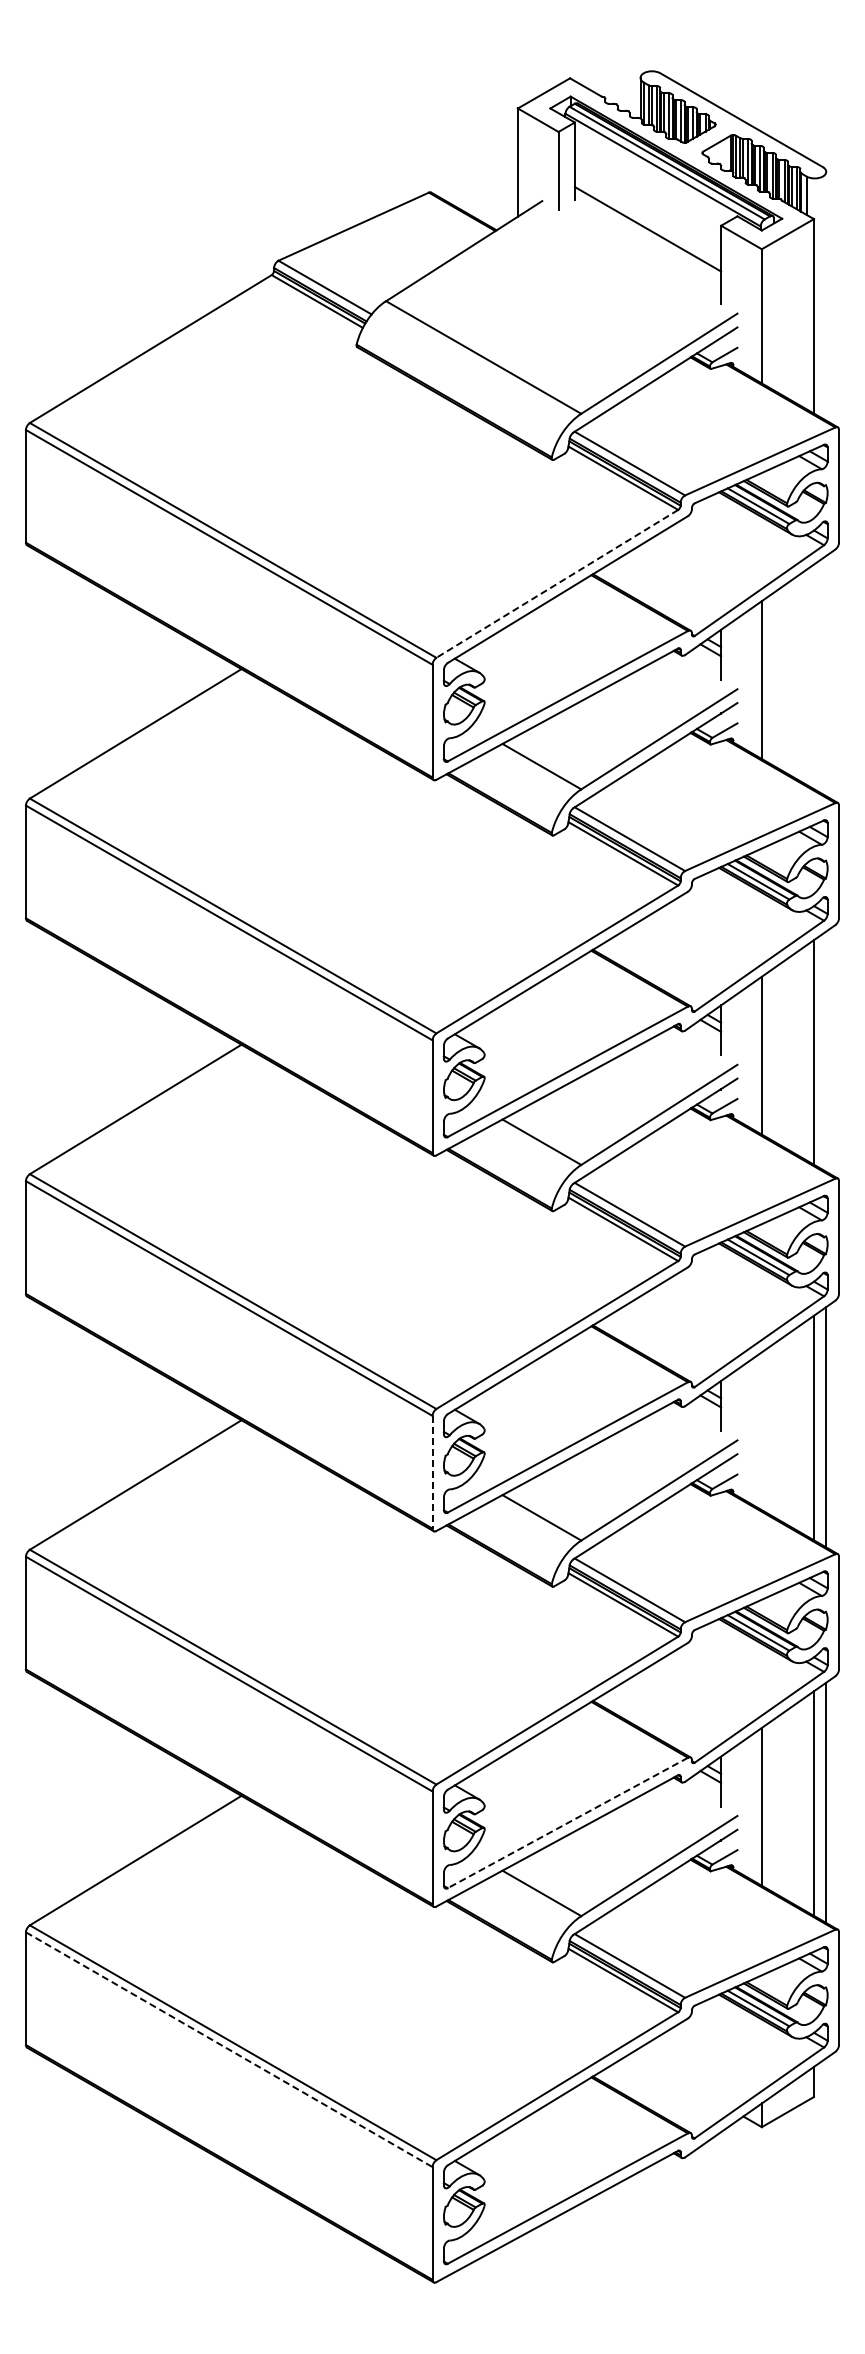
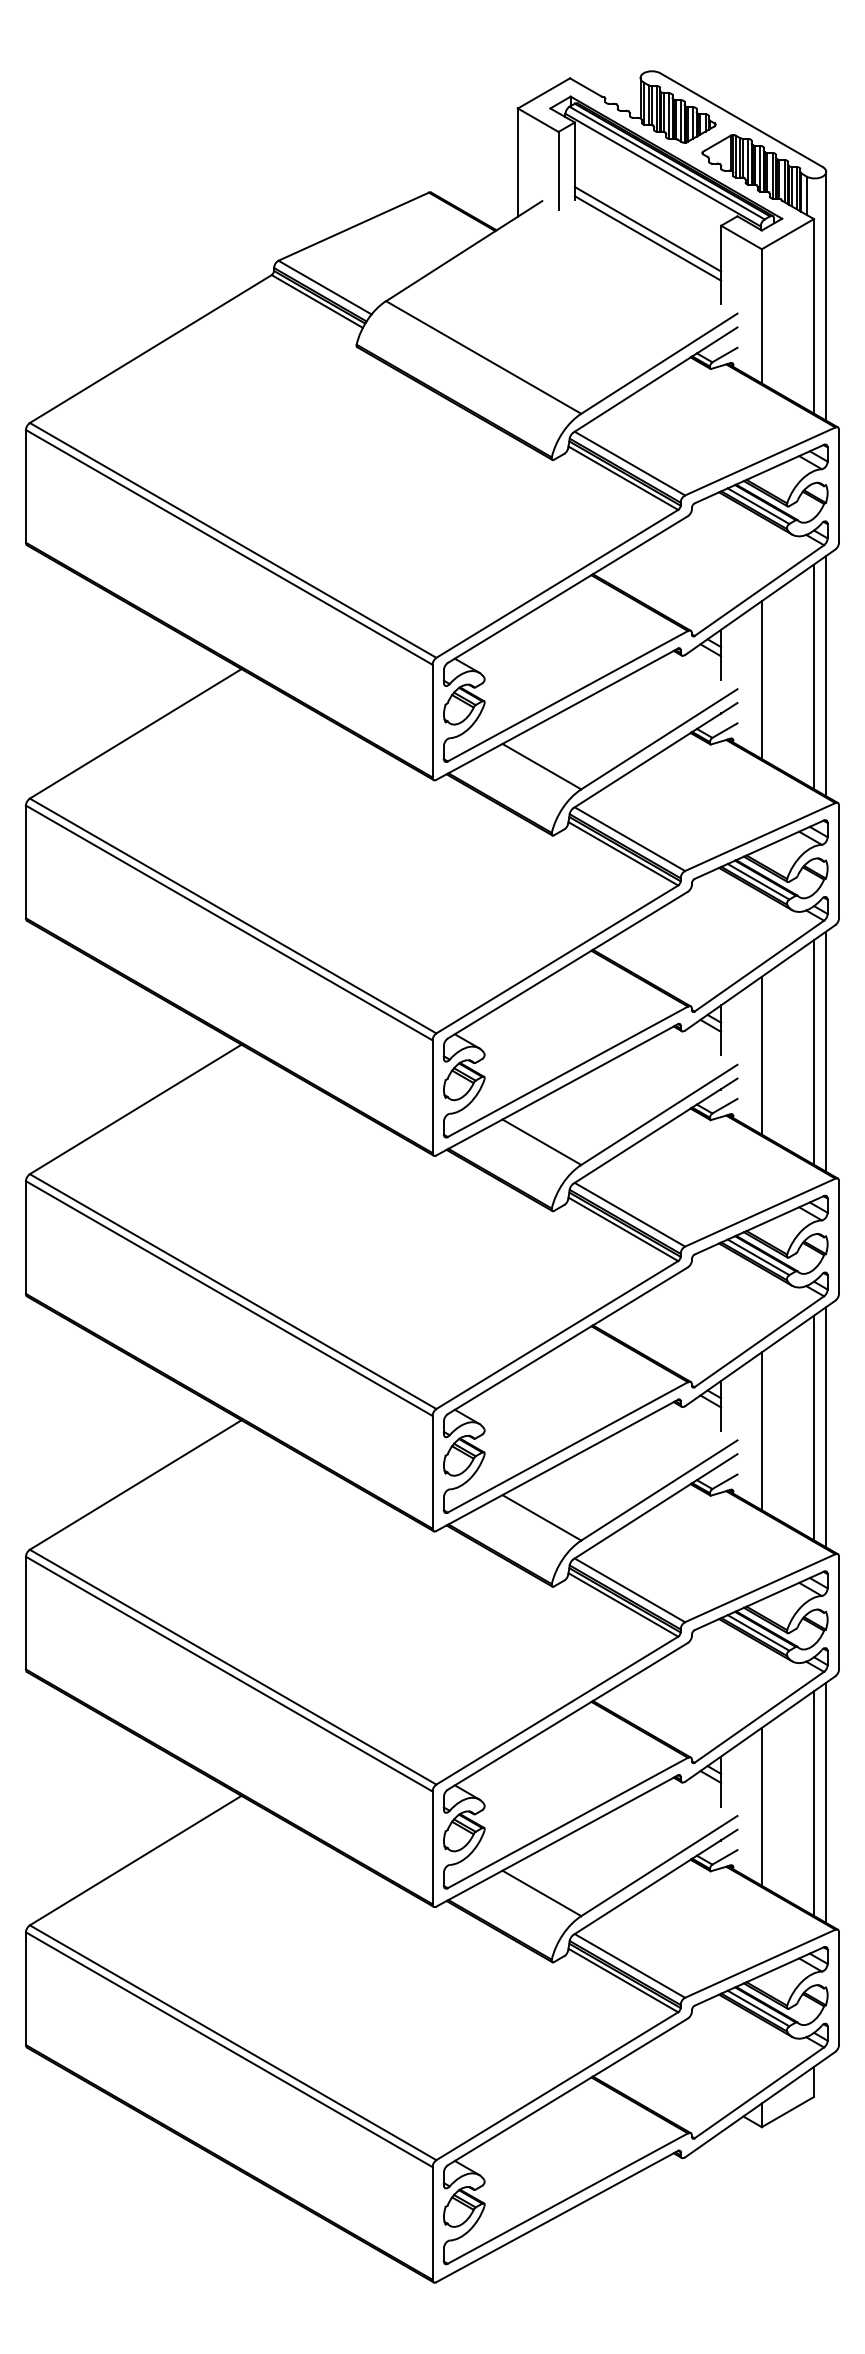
line: none -> present (647, 238)
line: none -> present (826, 295)
line: dashed -> solid (557, 583)
line: none -> present (826, 675)
line: none -> present (813, 676)
line: none -> present (826, 1051)
line: none -> present (761, 1431)
line: dashed -> solid (432, 1472)
line: dashed -> solid (567, 1822)
line: dashed -> solid (229, 2049)
